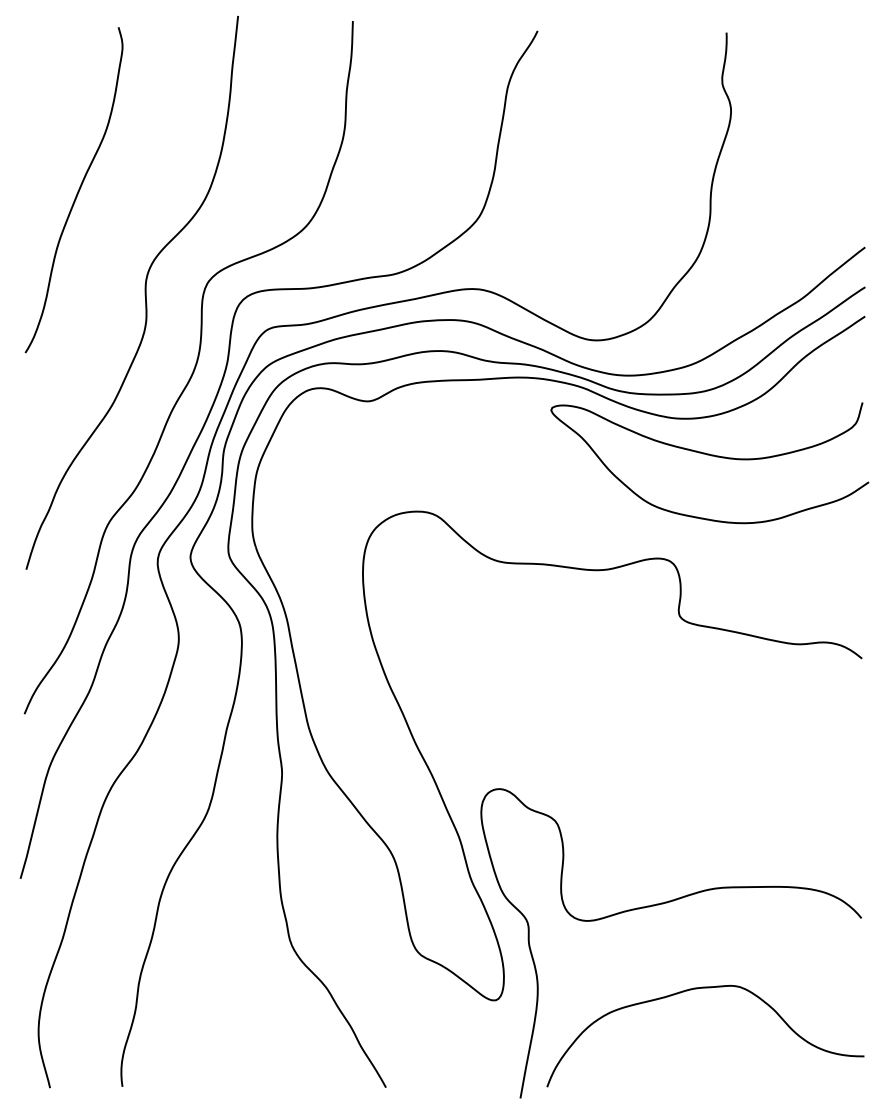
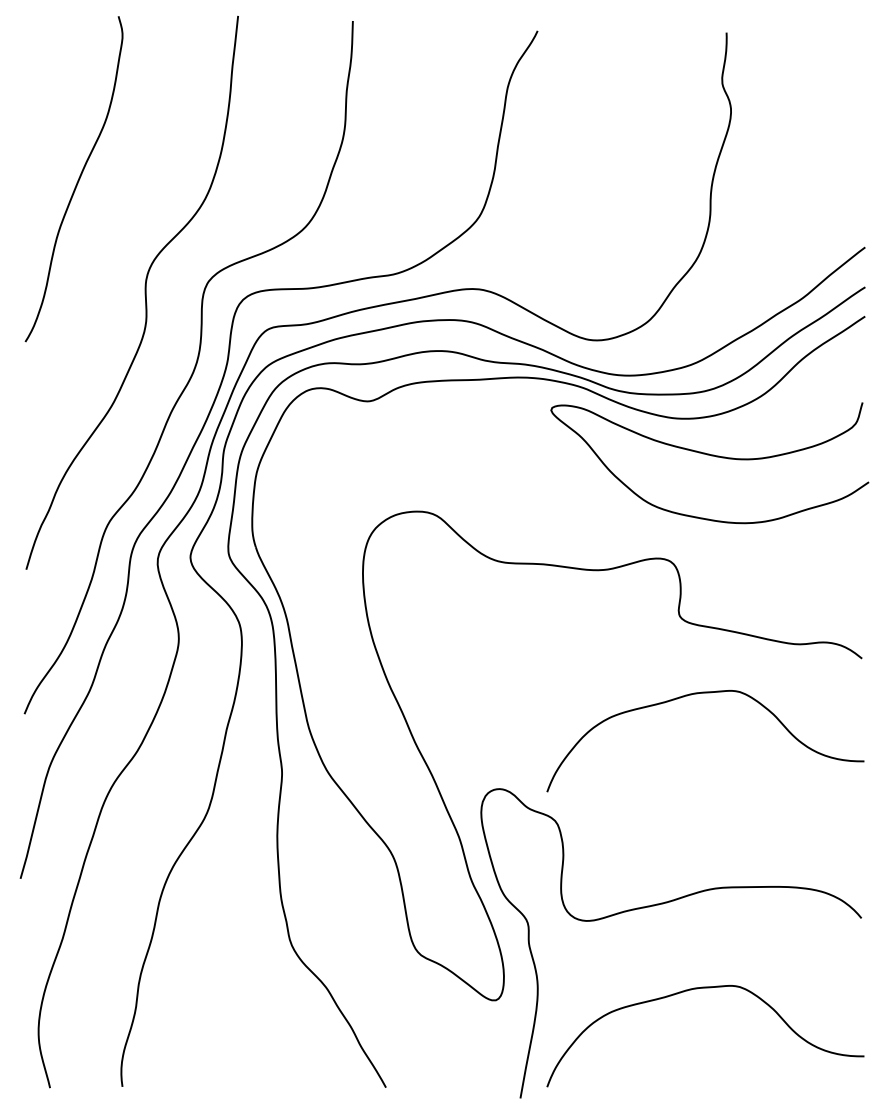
curve position: (77, 191) -> (77, 180) (77, 180)
curve: none -> present (697, 694)
